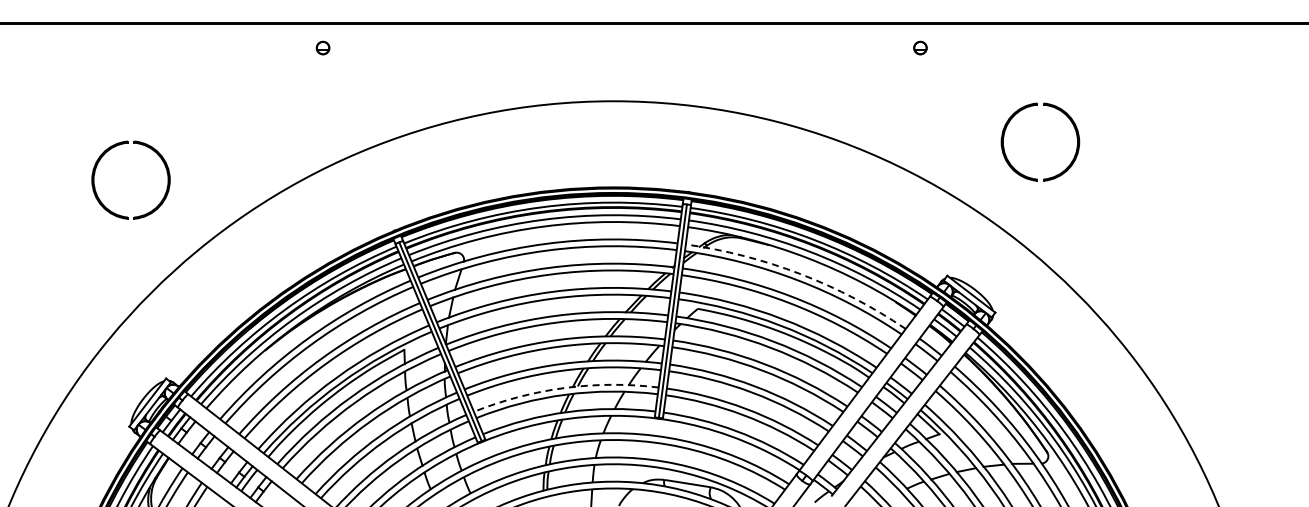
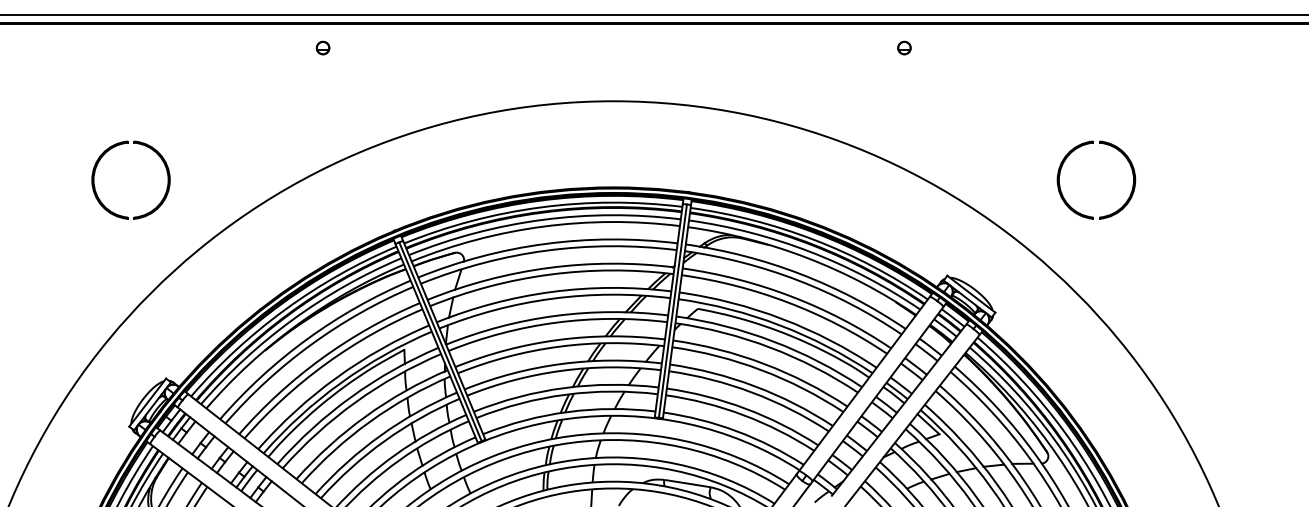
line: none -> present (653, 15)
part position: (920, 47) -> (904, 47) (904, 47)
part position: (1062, 113) -> (1118, 151) (1118, 151)
arc: dashed -> solid (800, 274)
arc: dashed -> solid (564, 388)
